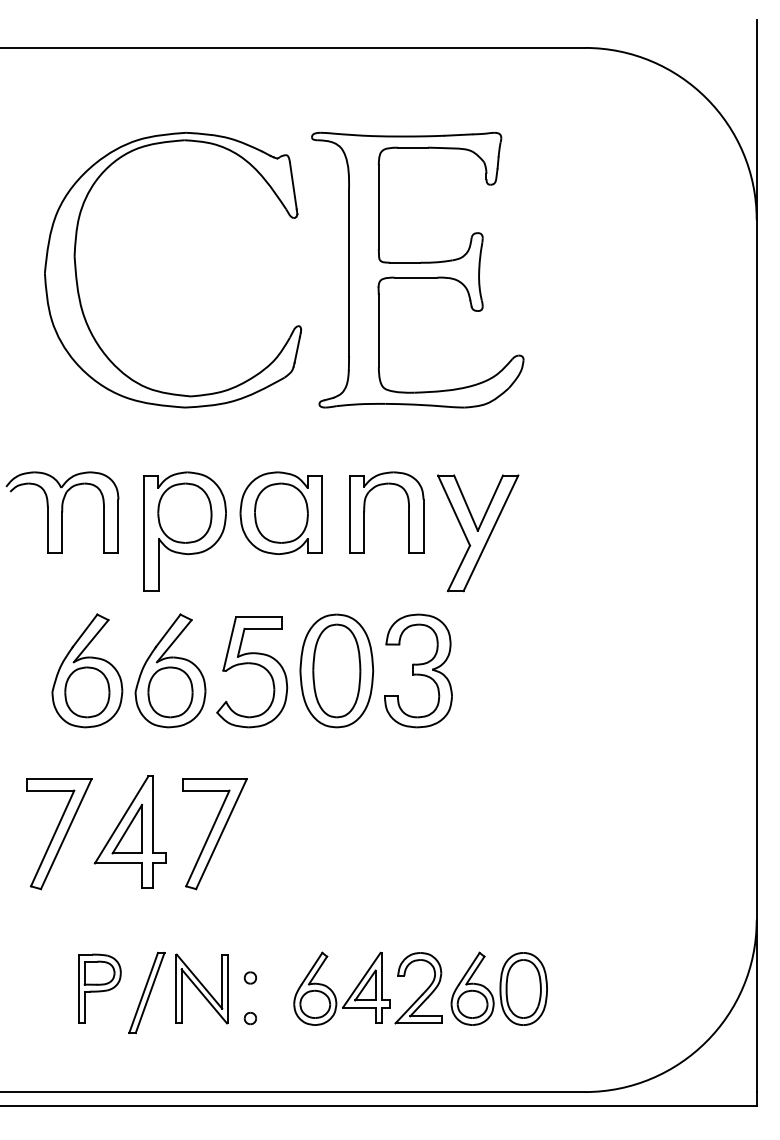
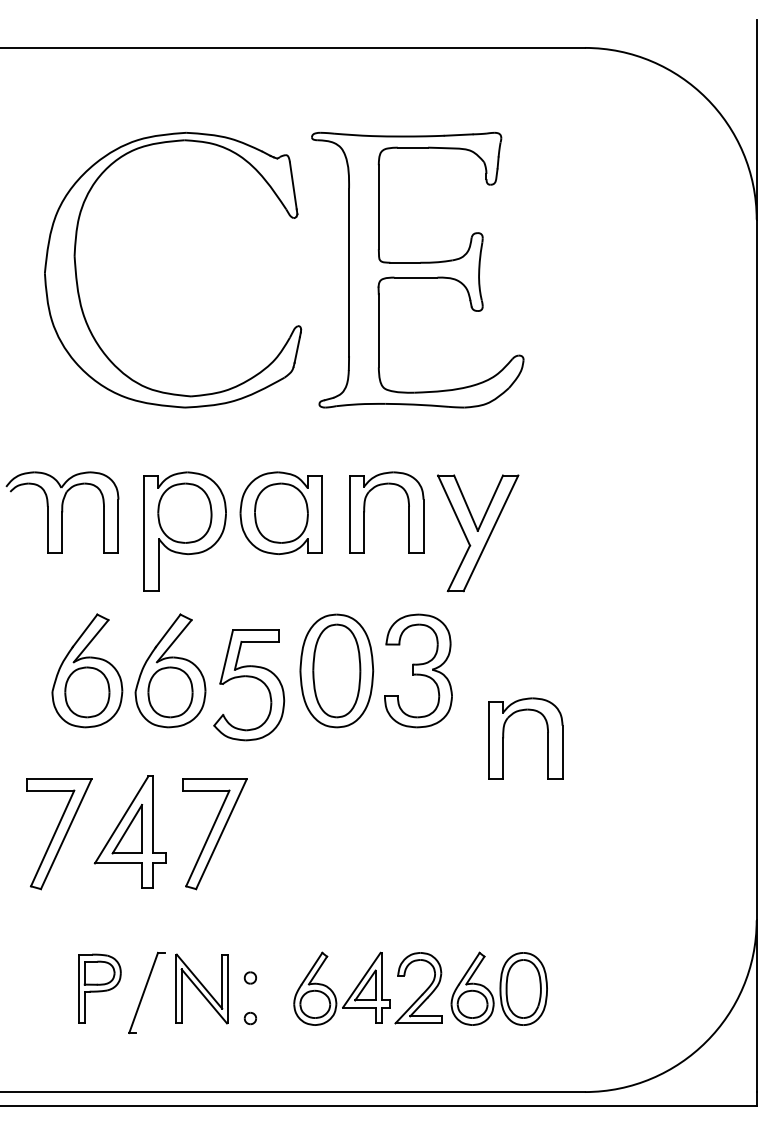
part position: (252, 664) -> (249, 677) (249, 677)
part: none -> present (504, 737)
line: present -> none (149, 992)
